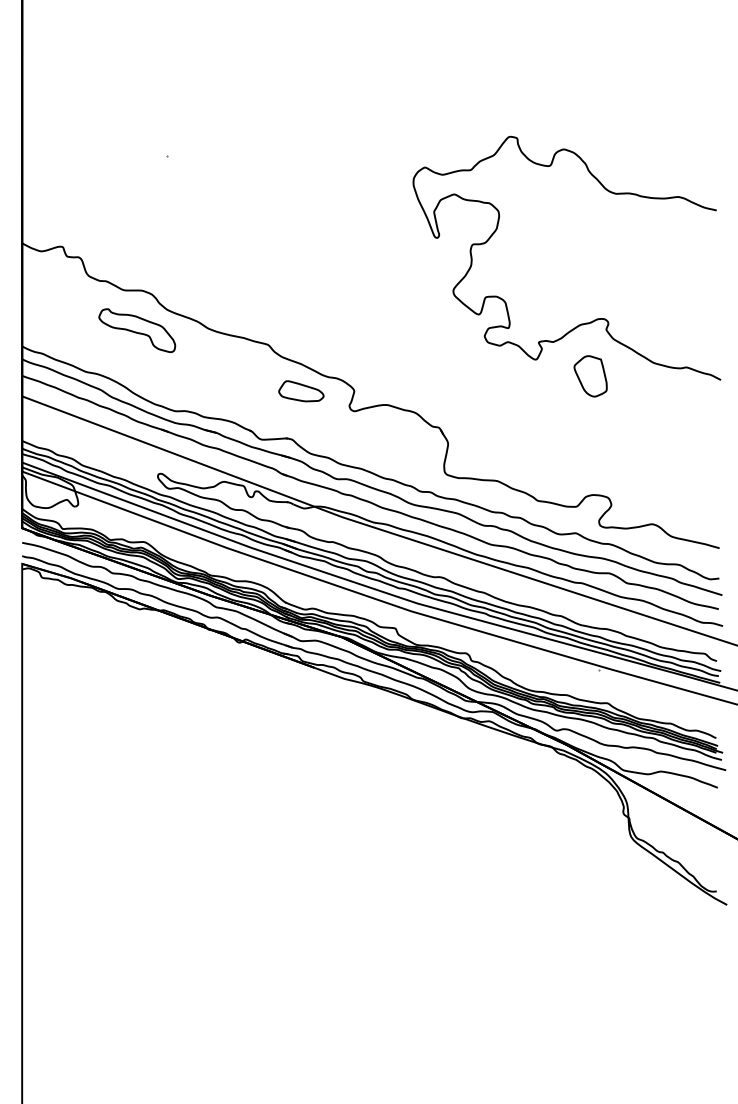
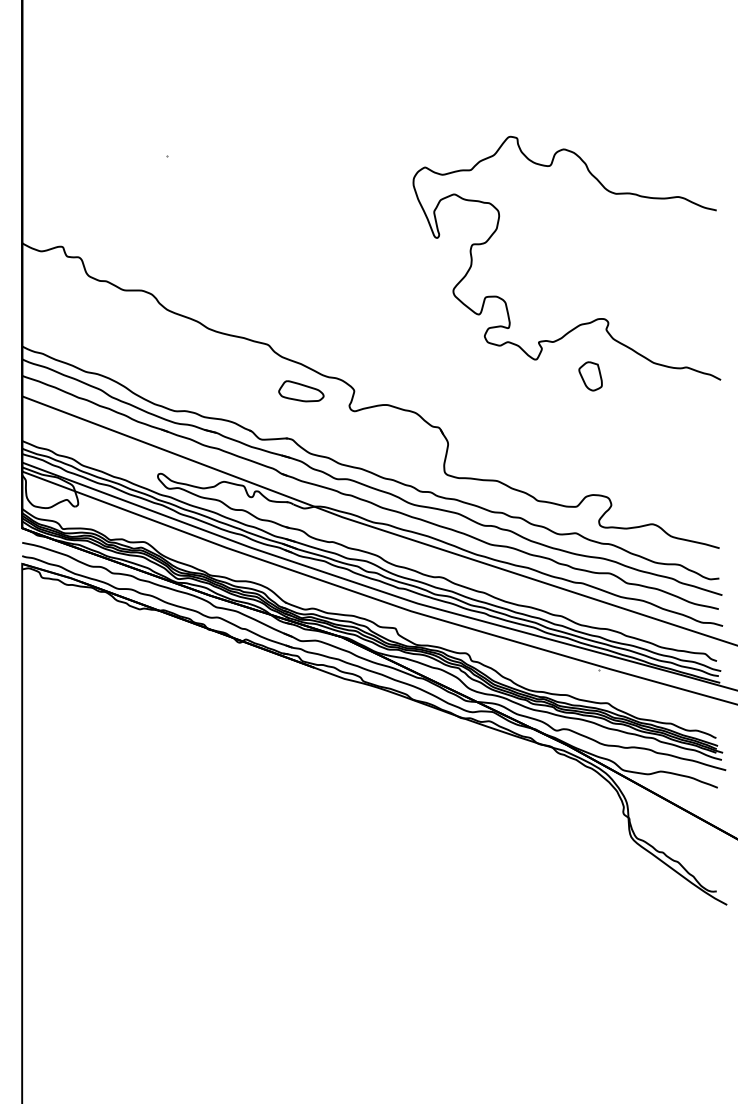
part: present -> none (137, 330)
part size: 35x43 px -> 25x31 px (590, 376)
